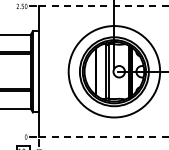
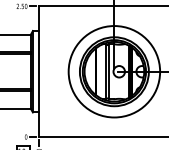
line: dashed -> solid (104, 6)
line: dashed -> solid (104, 137)
